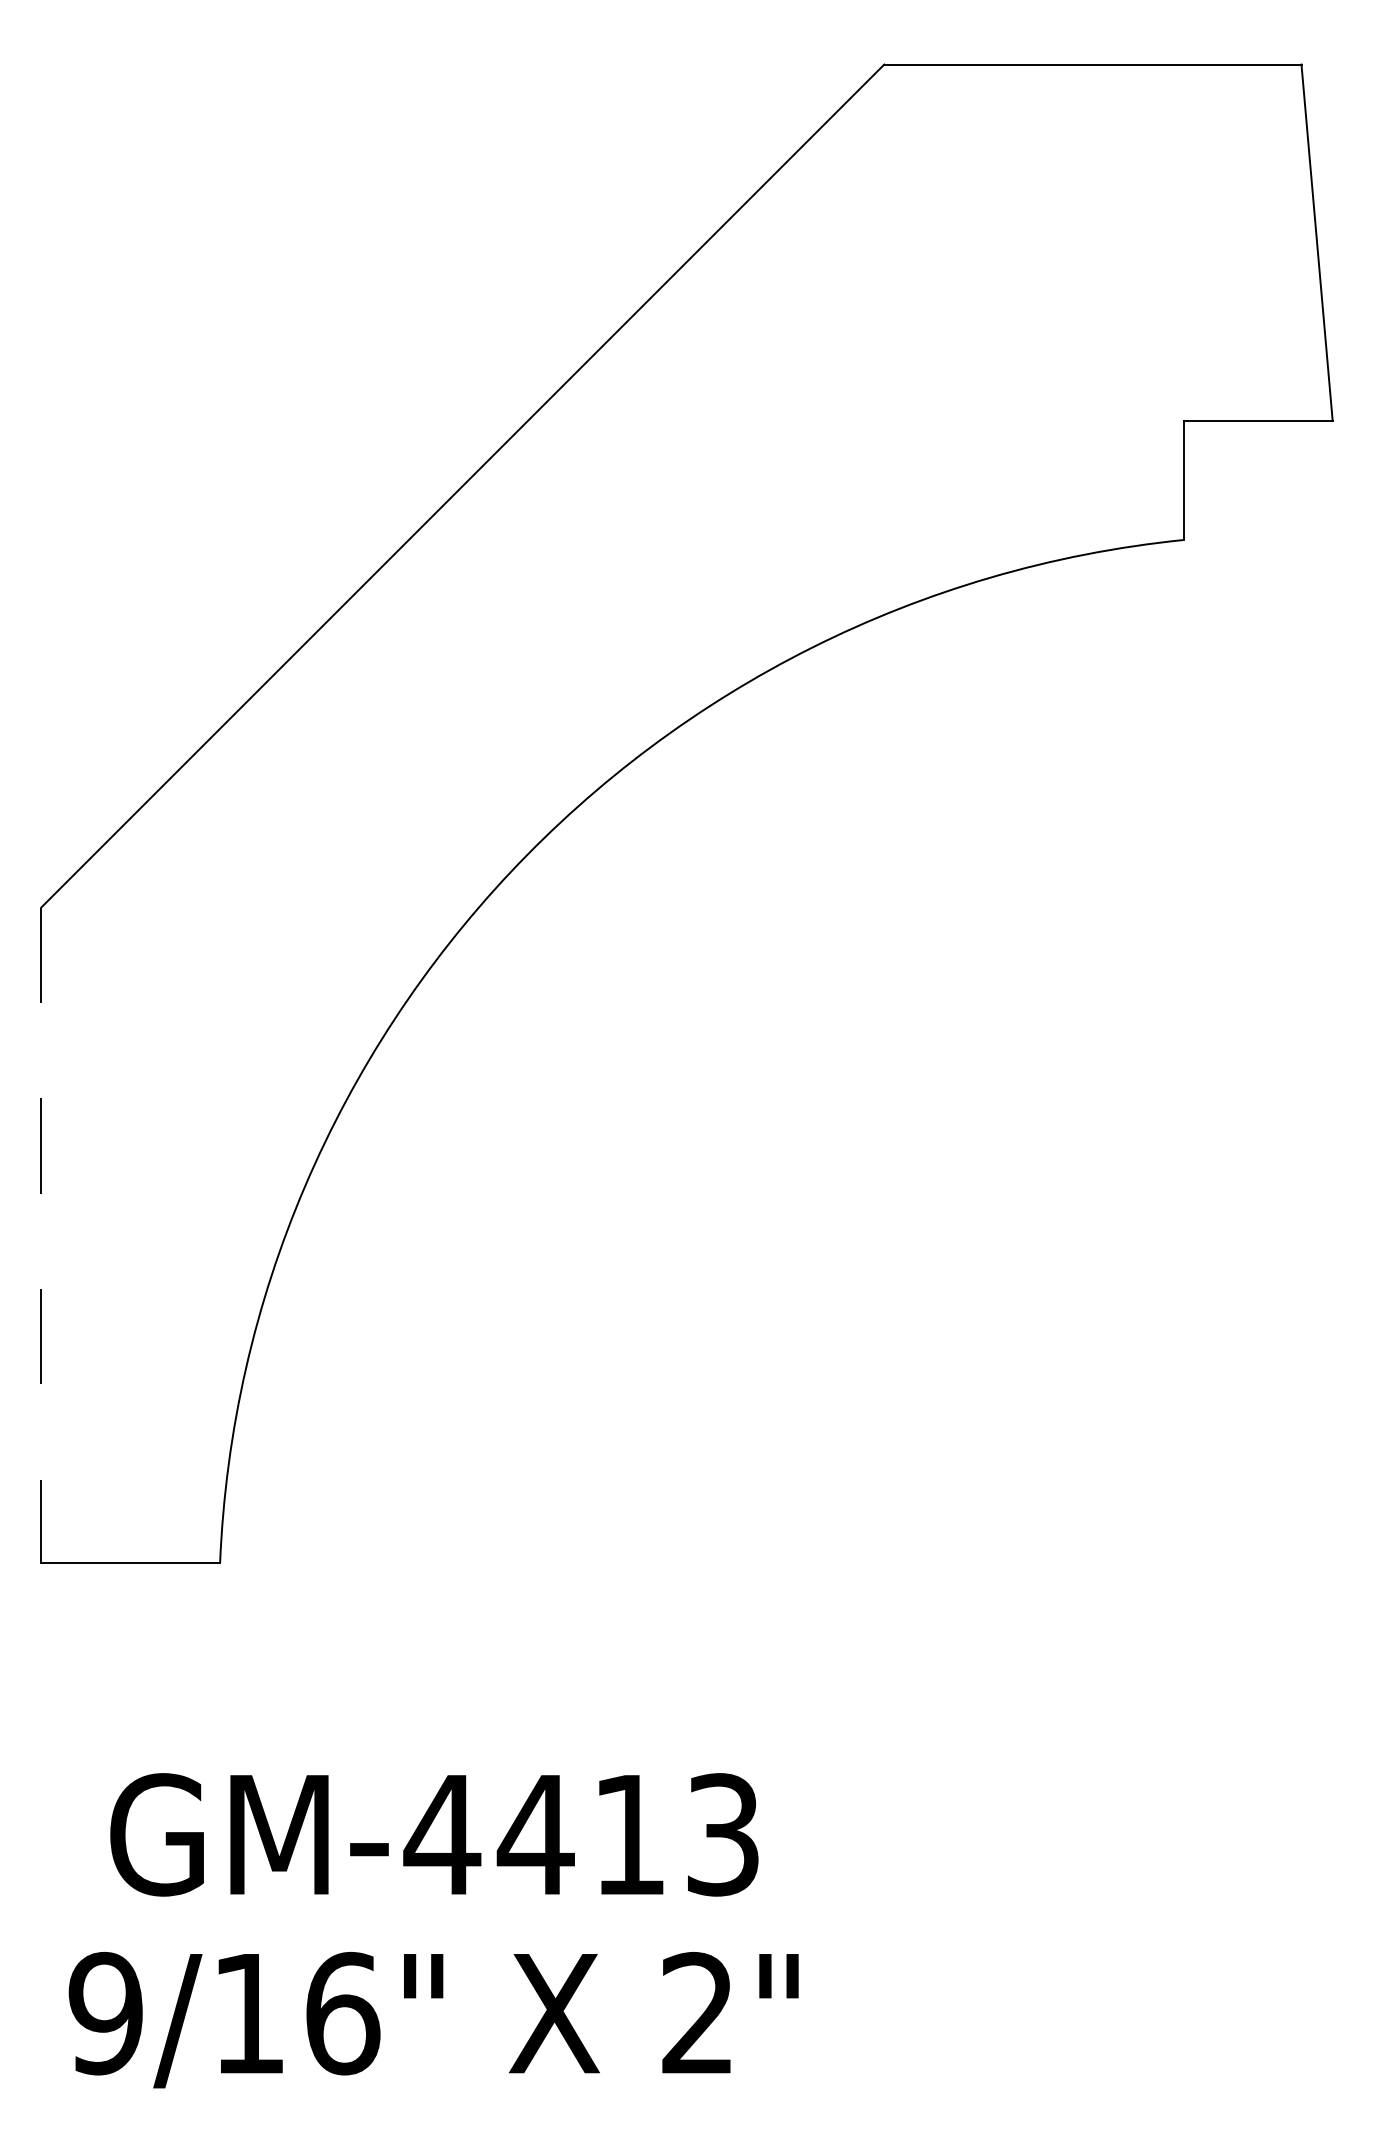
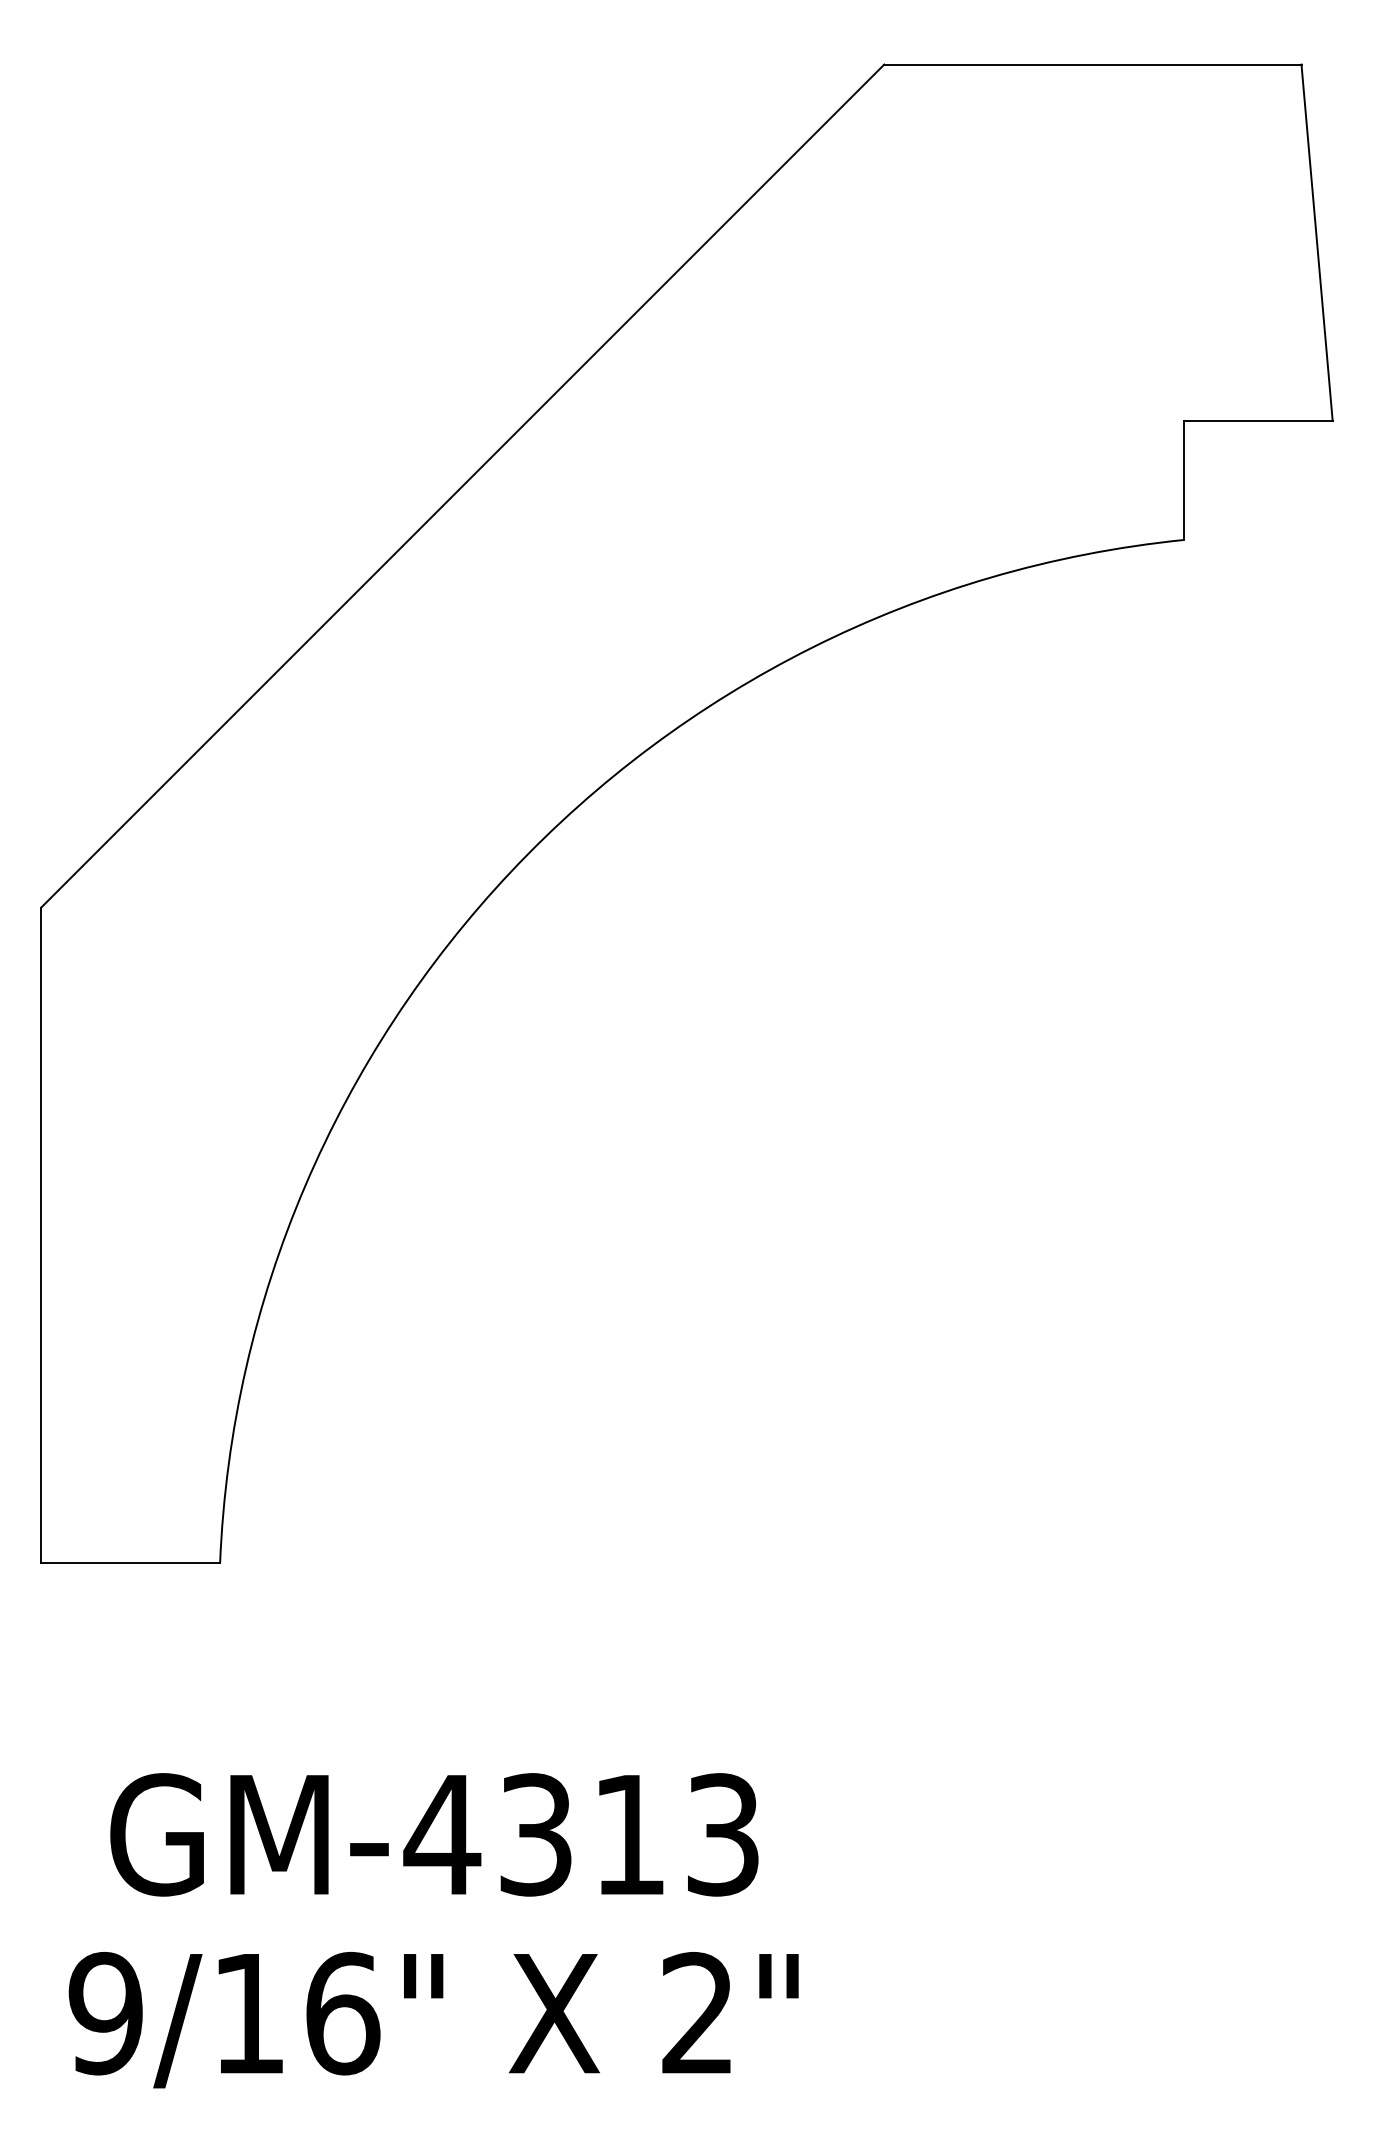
line: dashed -> solid (41, 1235)
text: GM-4413 -> GM-4313 (535, 1834)
